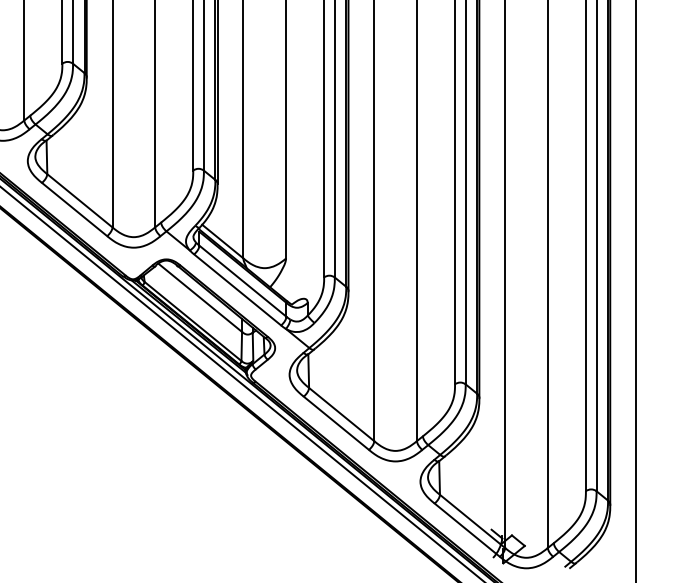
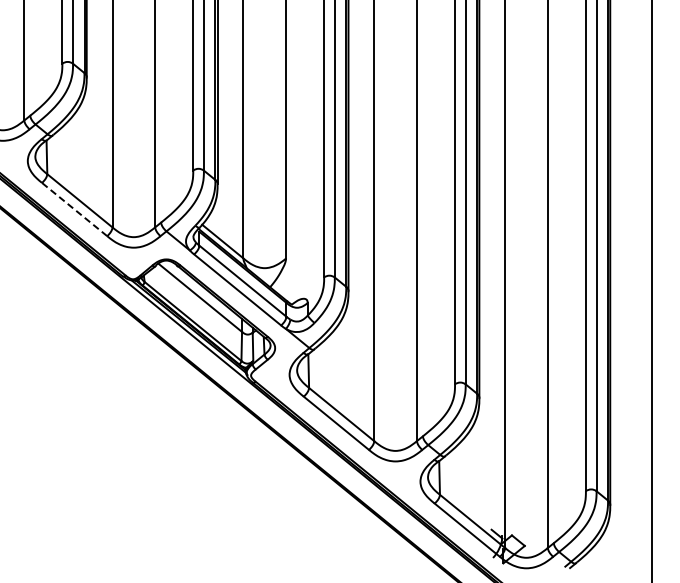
line: solid -> dashed (74, 209)
line position: (636, 290) -> (652, 290) (652, 290)
line: present -> none (241, 383)
